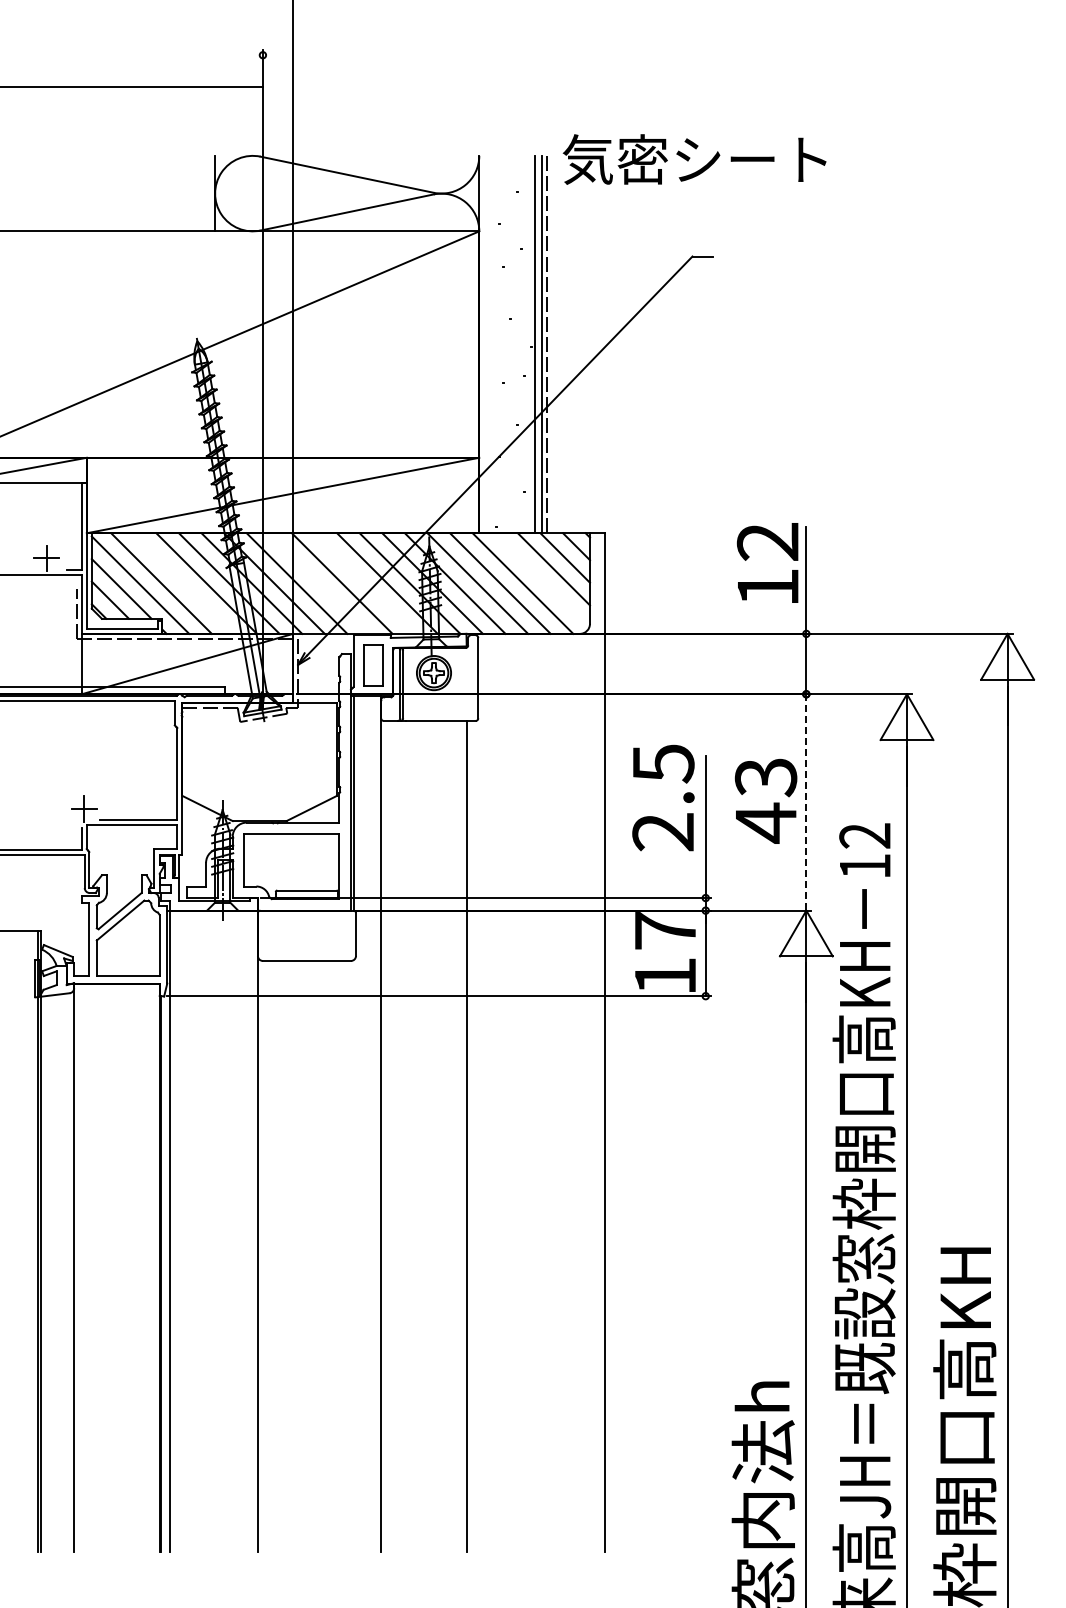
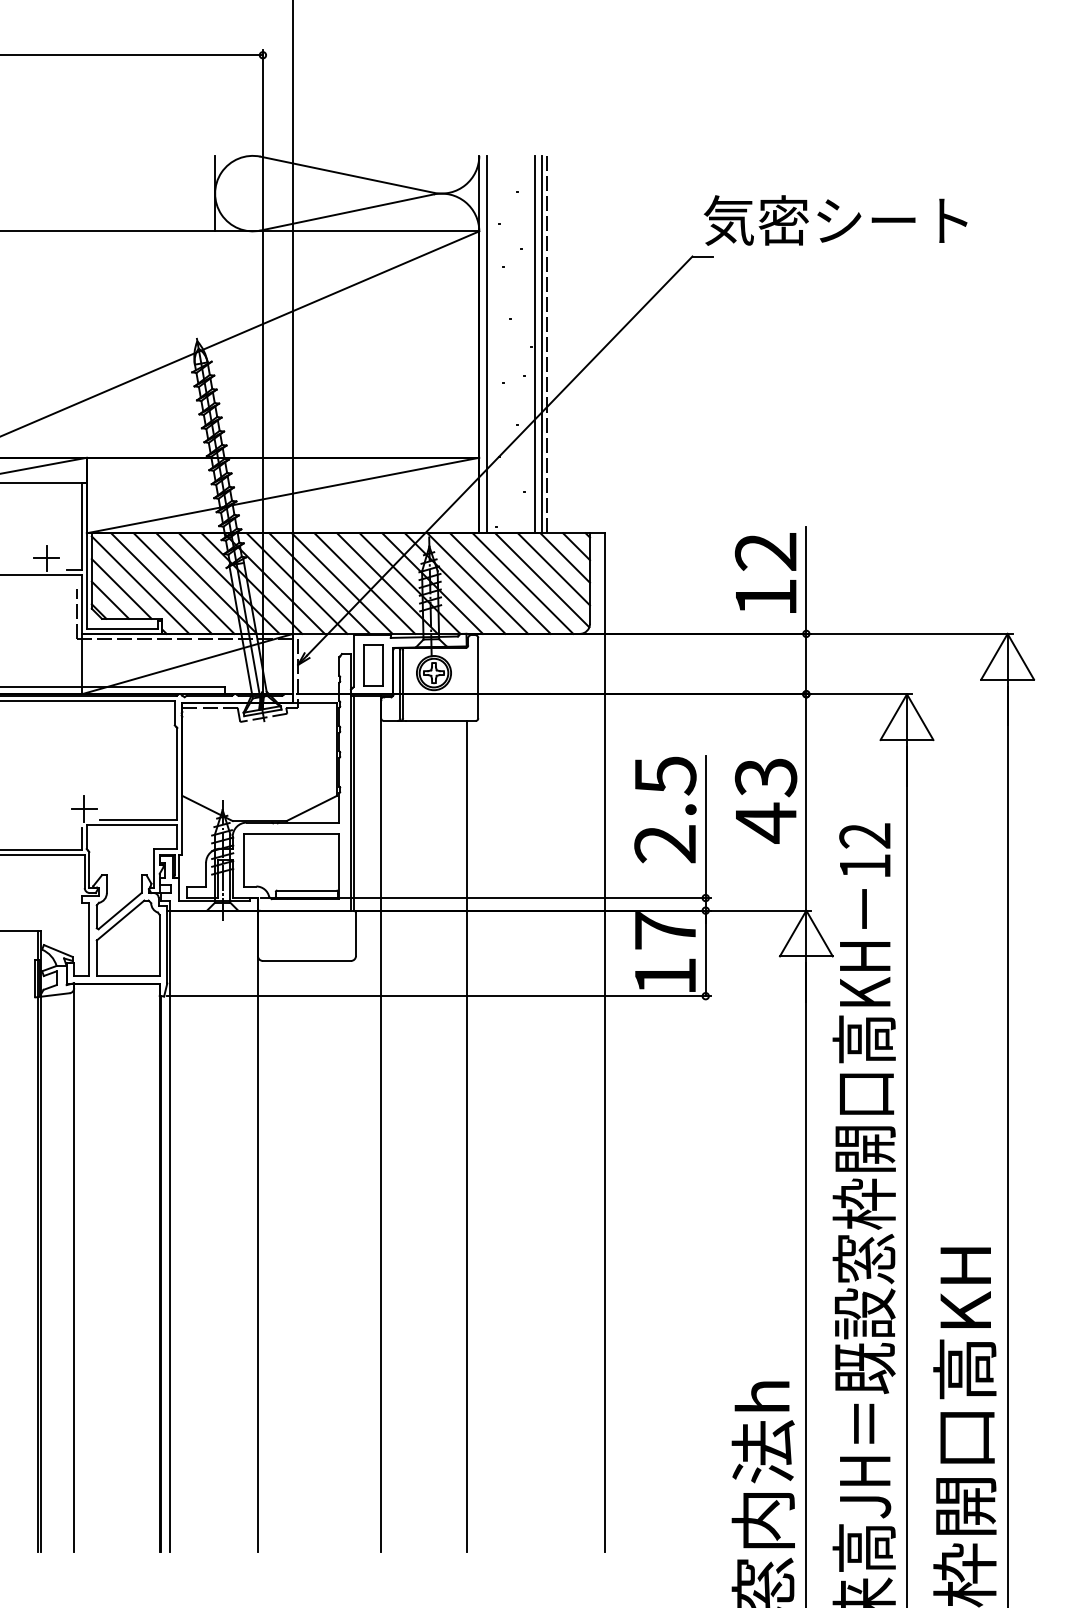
line position: (132, 87) -> (132, 55) (132, 55)
text position: (694, 159) -> (835, 220) (835, 220)
line: none -> present (486, 344)
text position: (767, 562) -> (765, 572) (765, 572)
line: none -> present (542, 580)
line: none -> present (183, 583)
line: none -> present (319, 583)
line: none -> present (364, 583)
text position: (663, 797) -> (665, 809) (665, 809)
line: dashed -> solid (806, 802)
